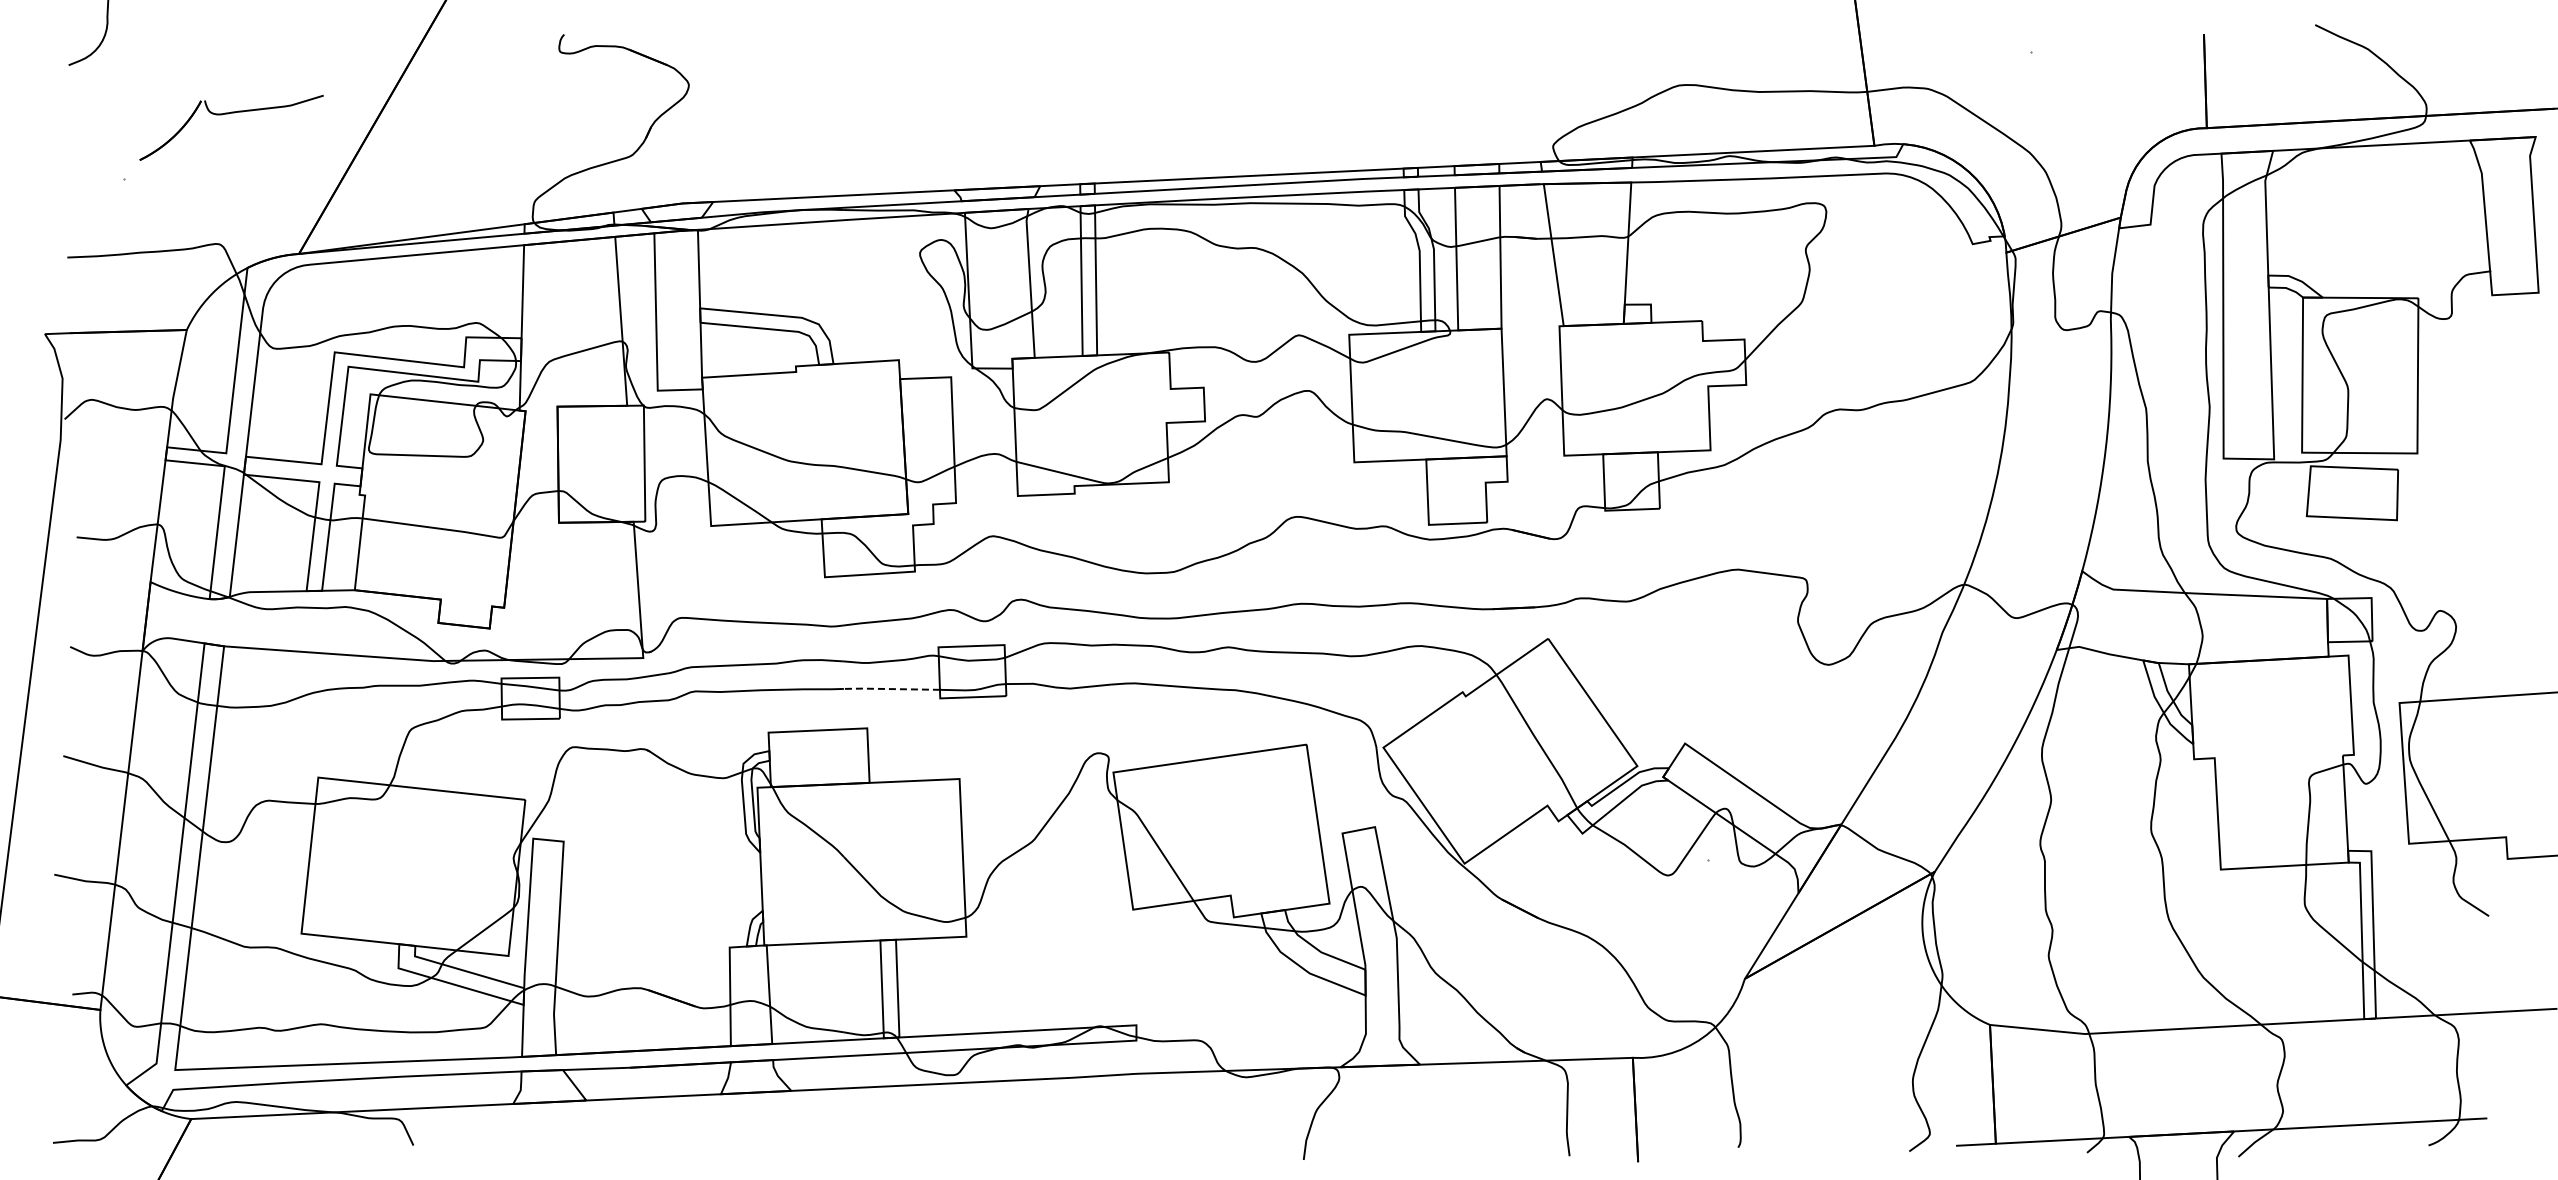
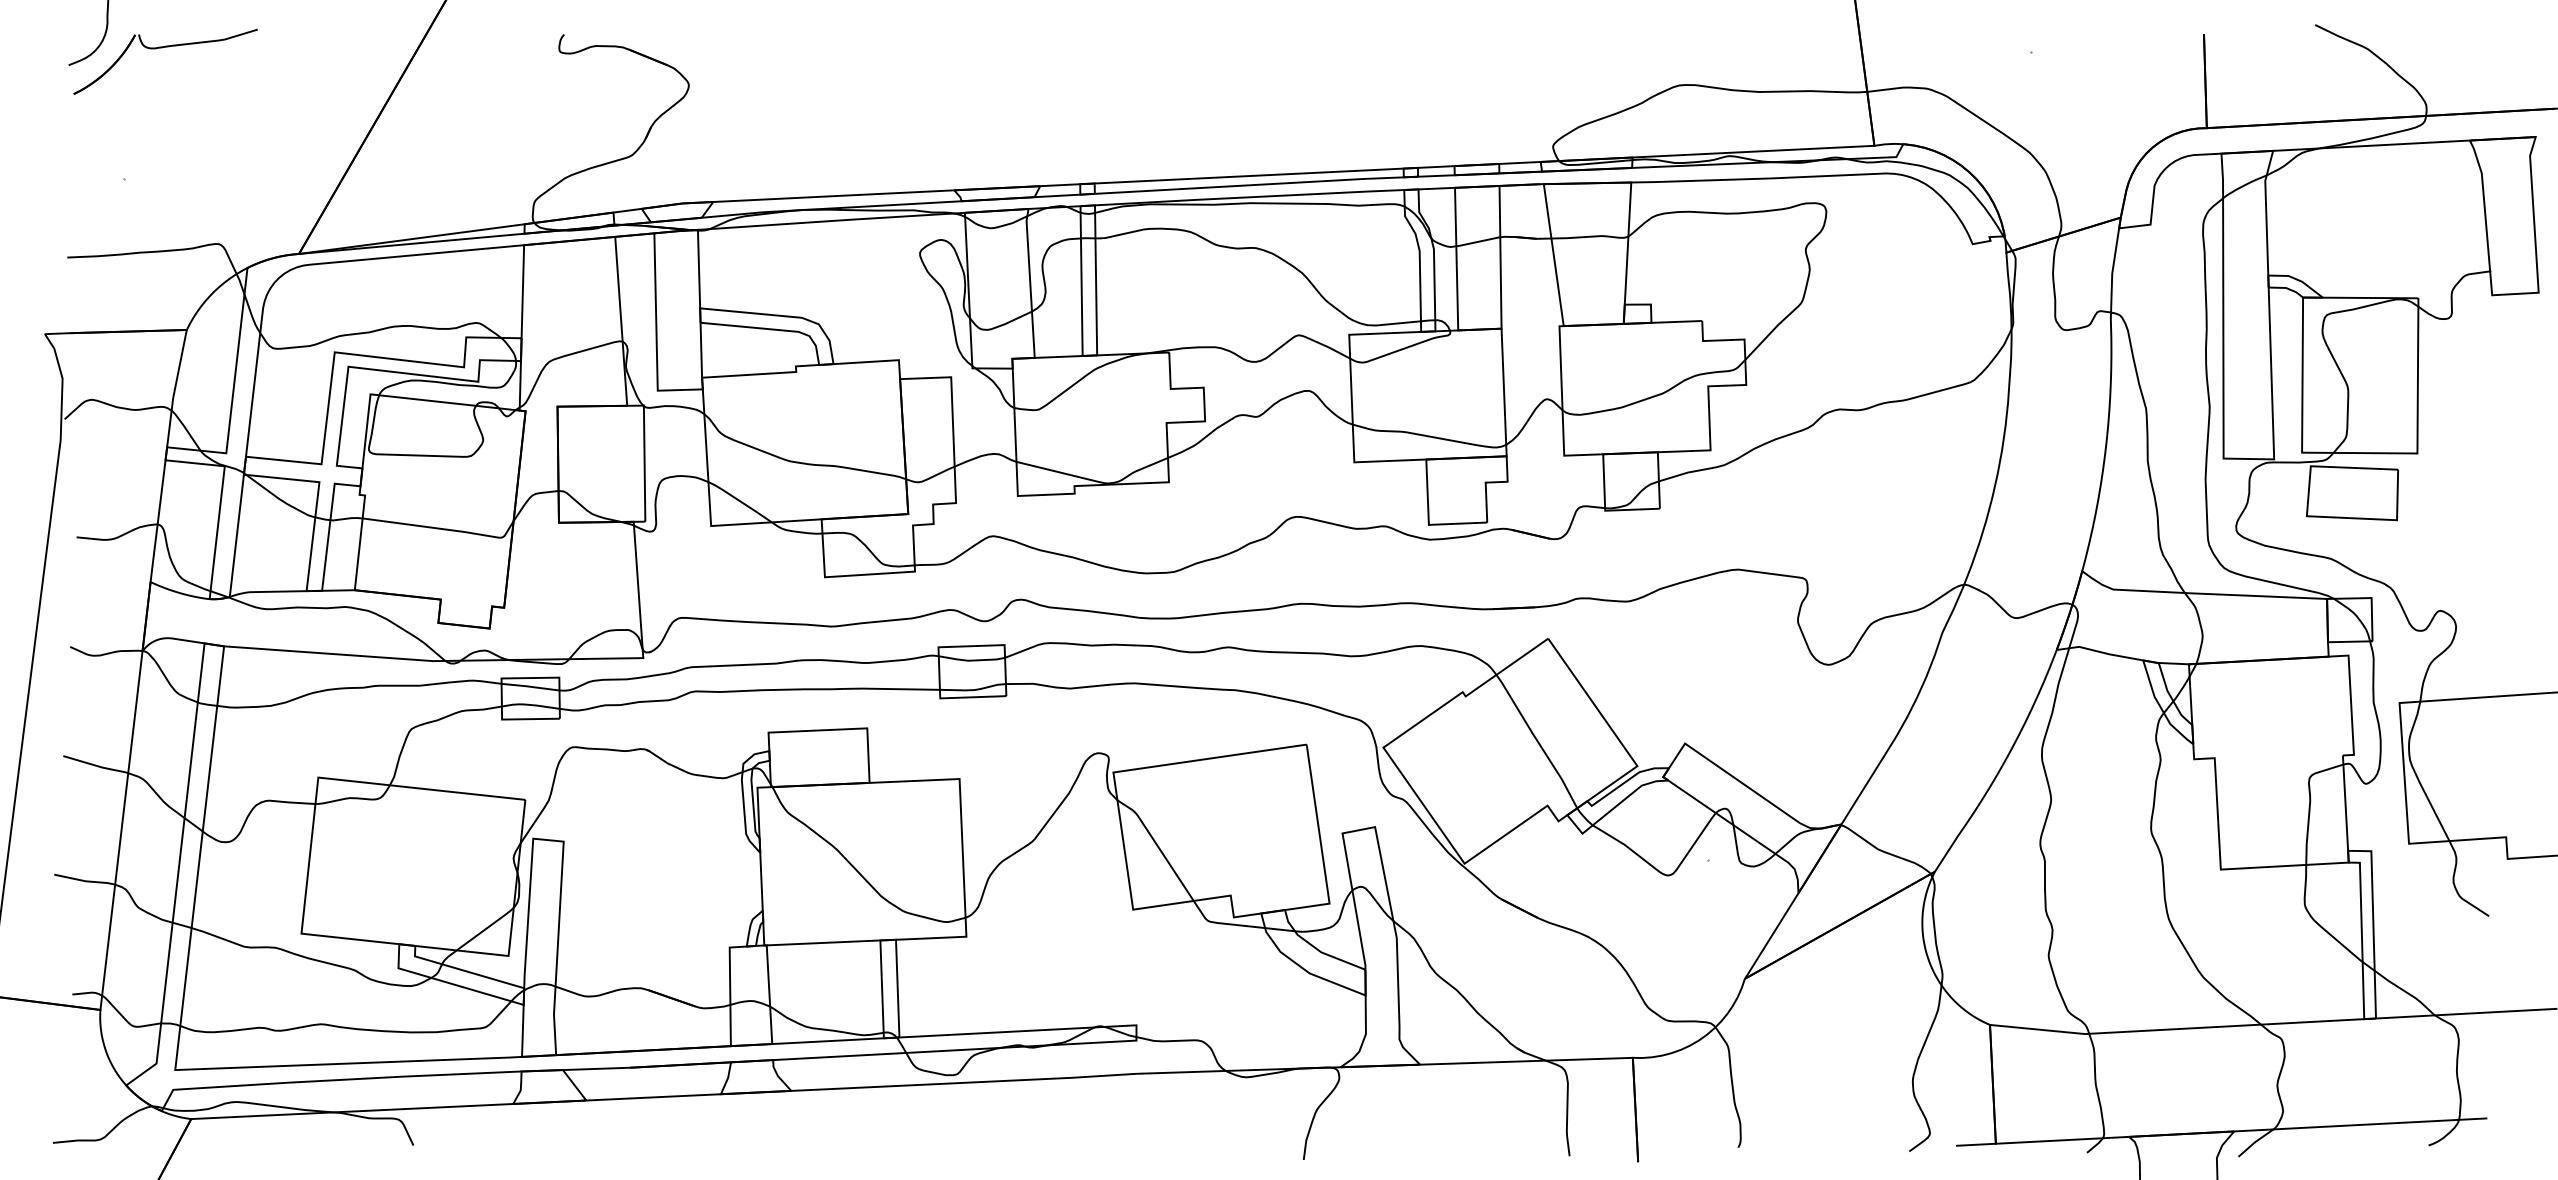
part position: (228, 114) -> (162, 48) (162, 48)
line: dashed -> solid (890, 689)
